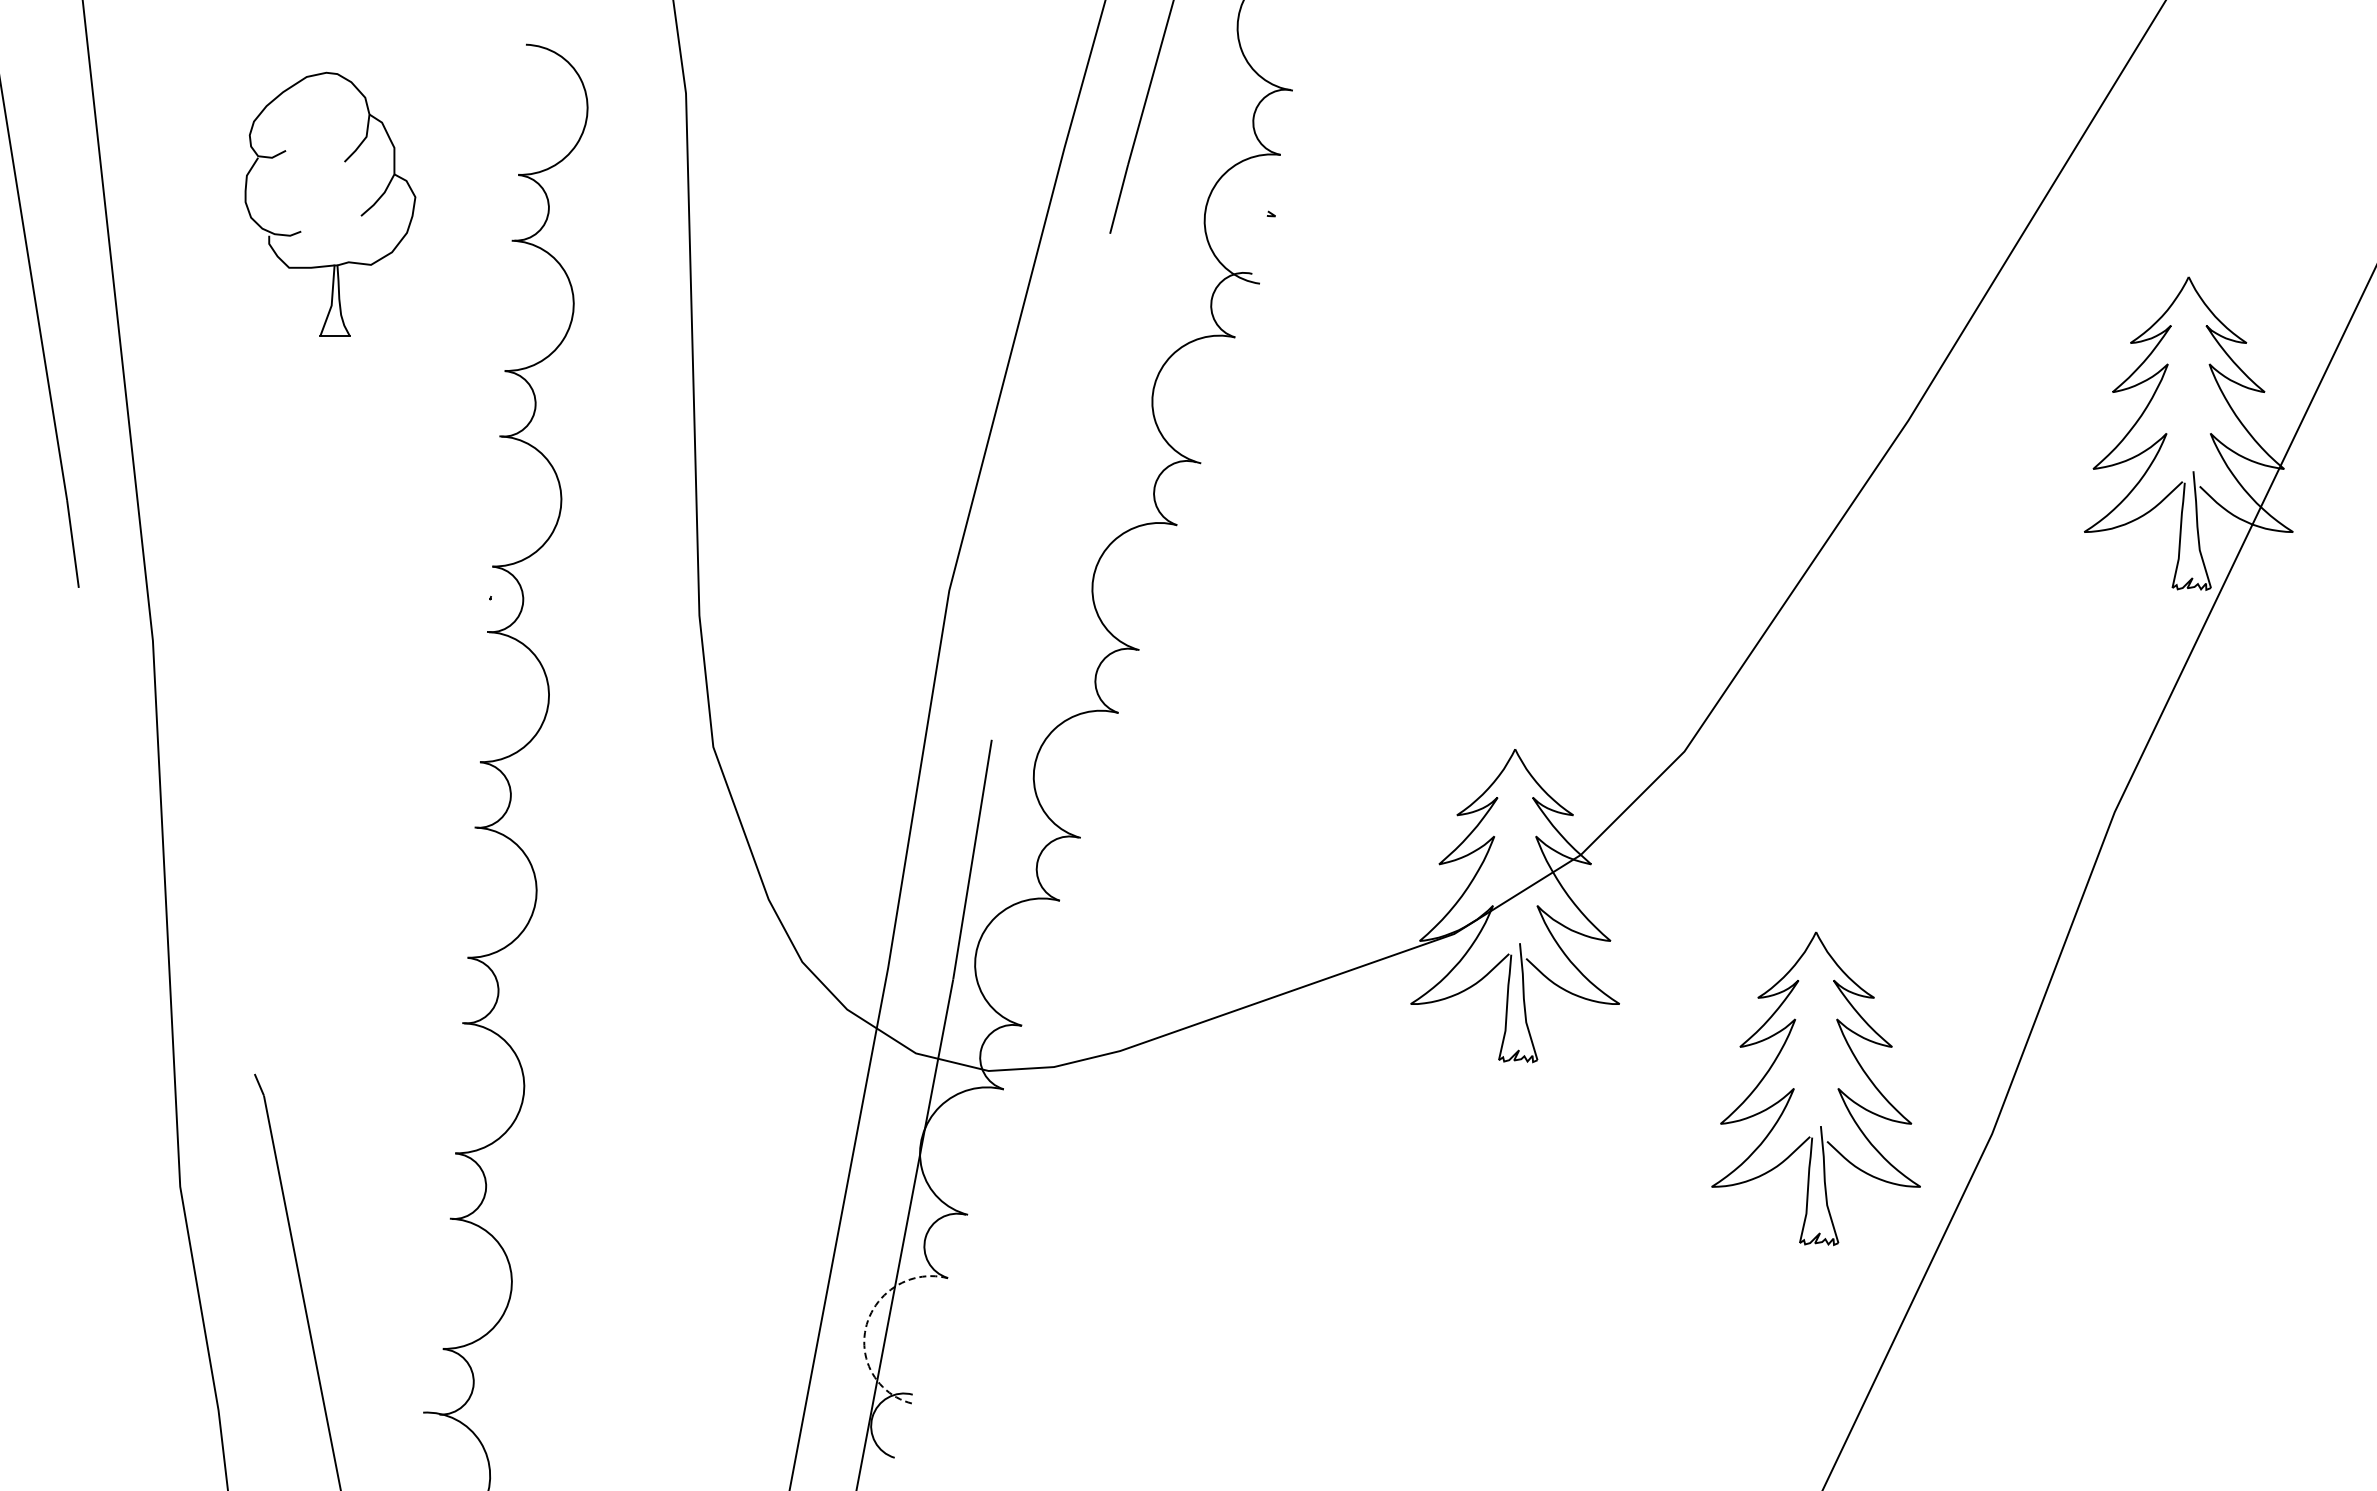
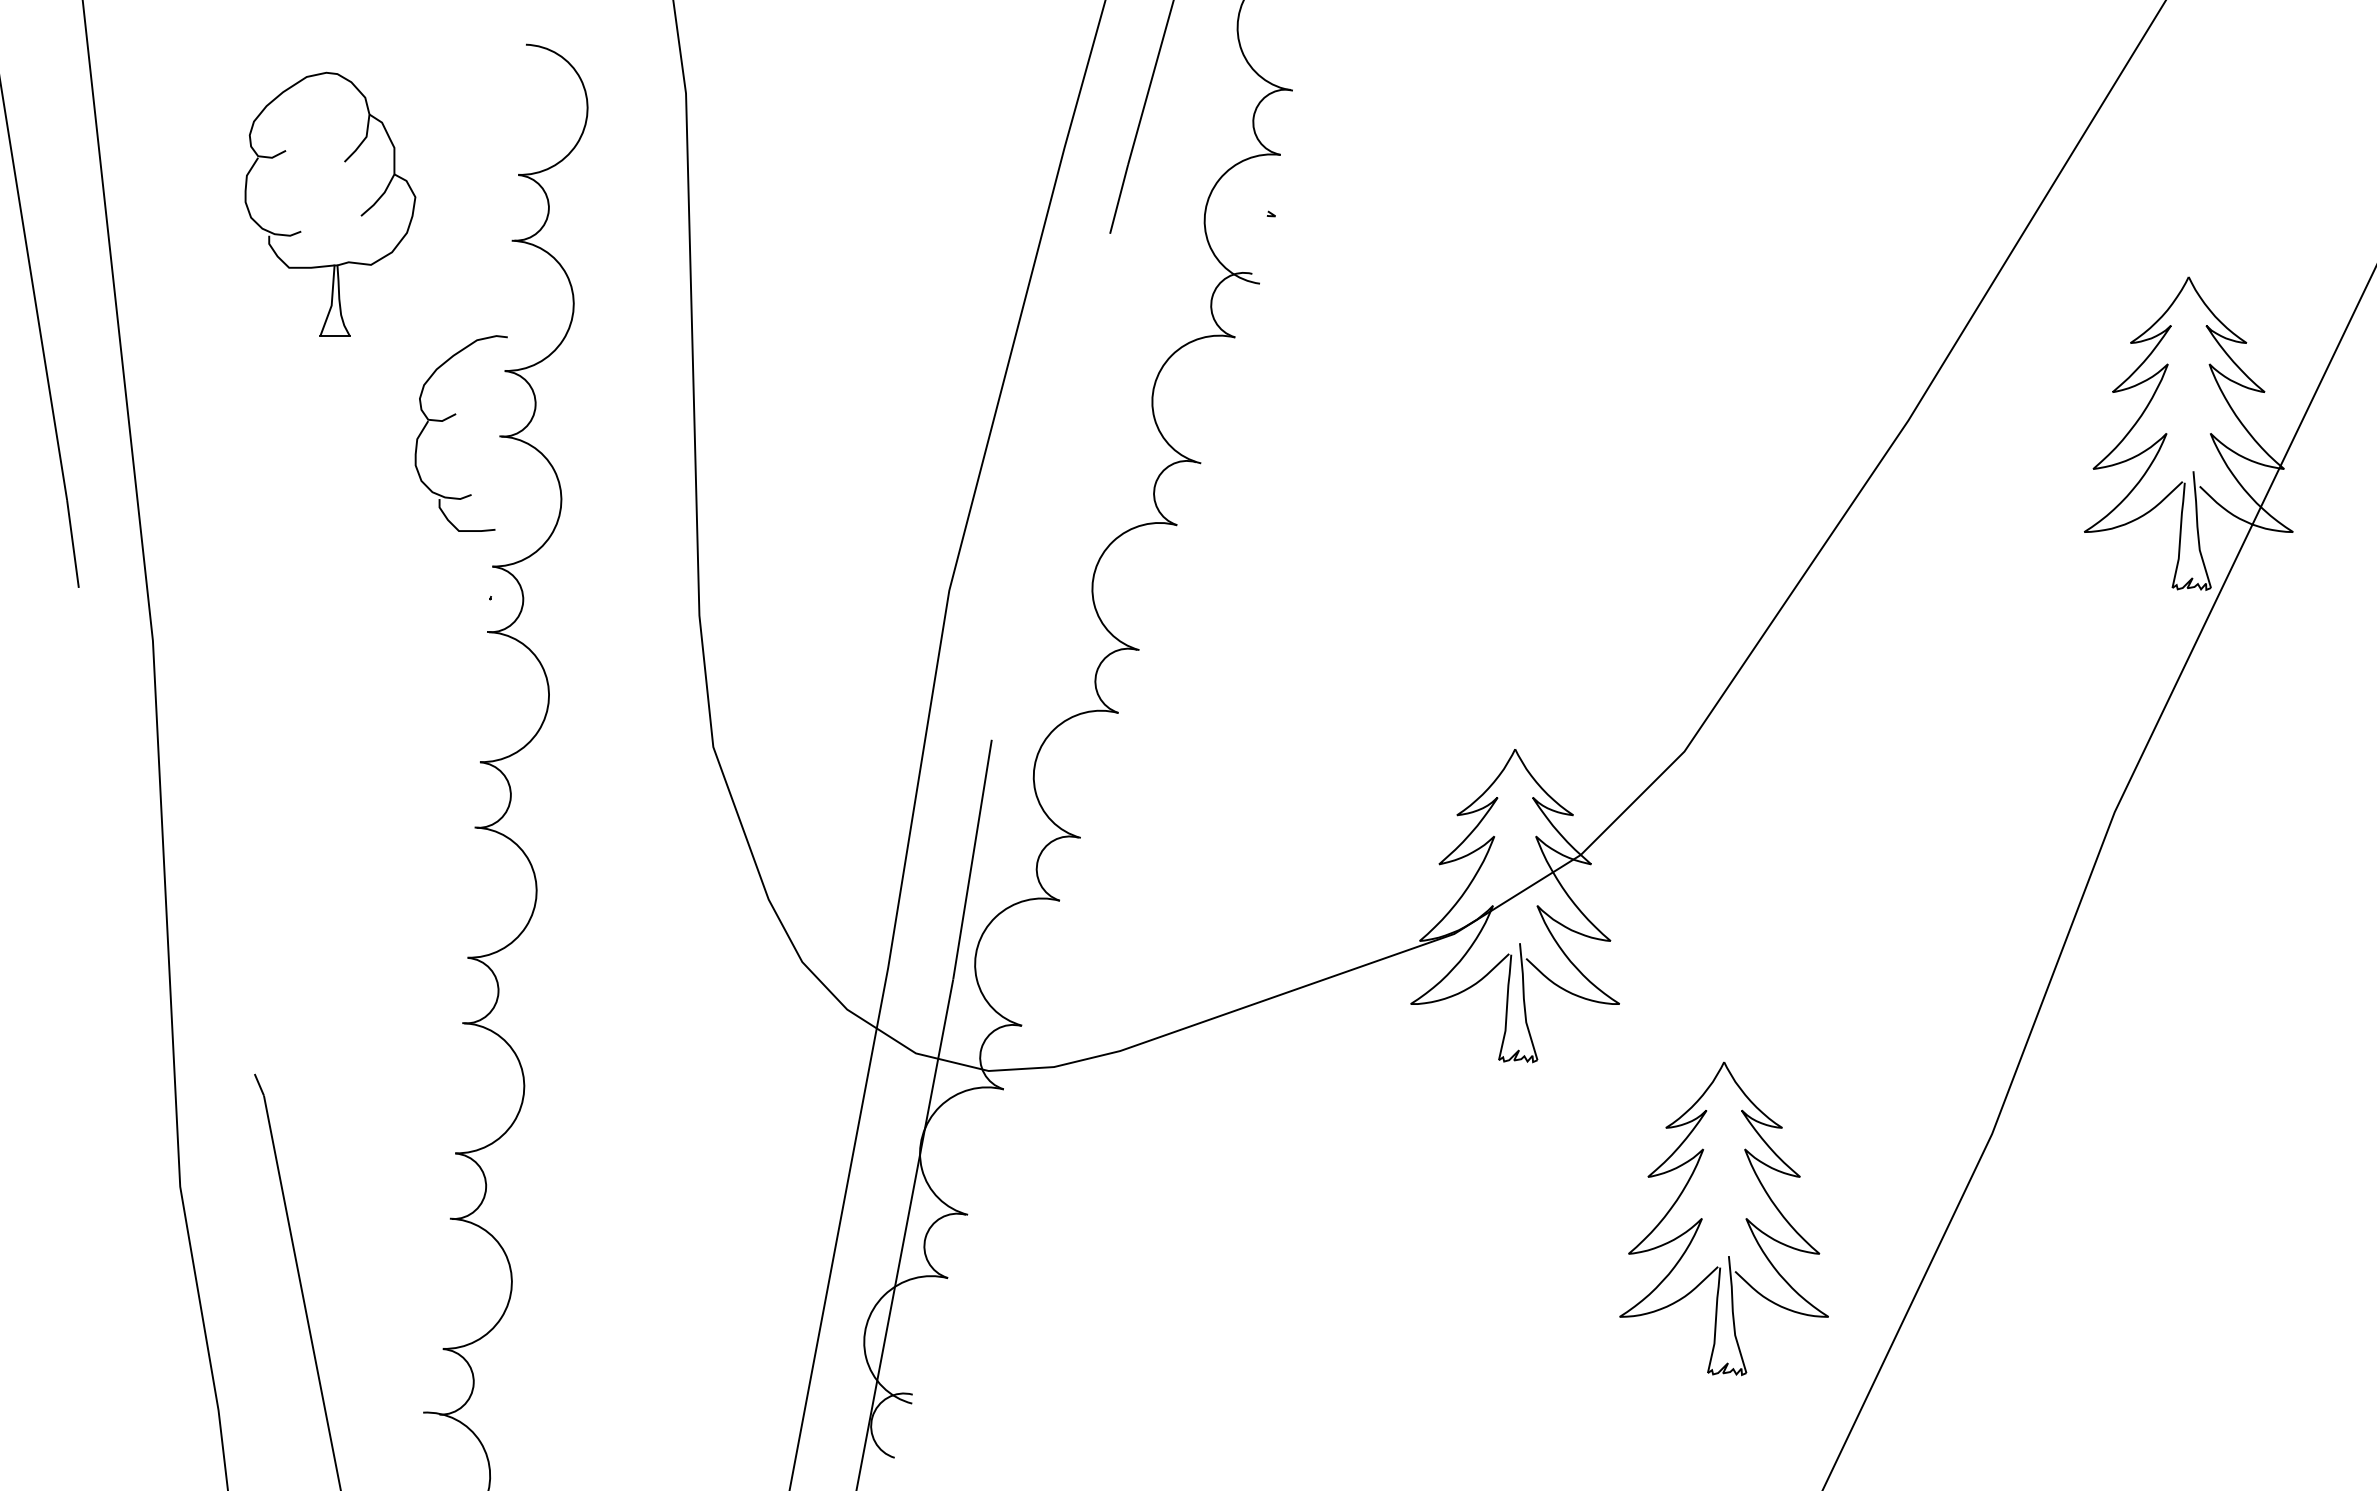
part: none -> present (451, 417)
part position: (1794, 1088) -> (1702, 1218) (1702, 1218)
arc: dashed -> solid (866, 1324)
